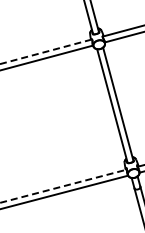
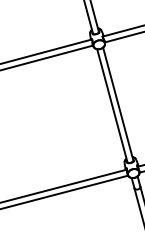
line: dashed -> solid (46, 51)
line: dashed -> solid (64, 186)
